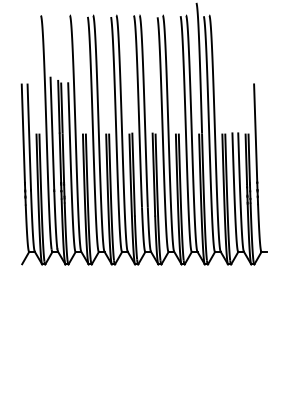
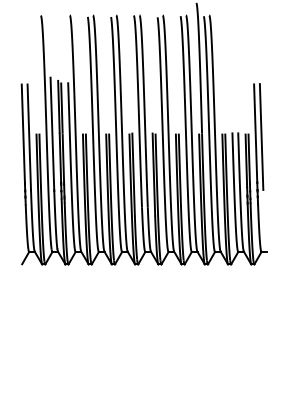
line: none -> present (261, 136)
